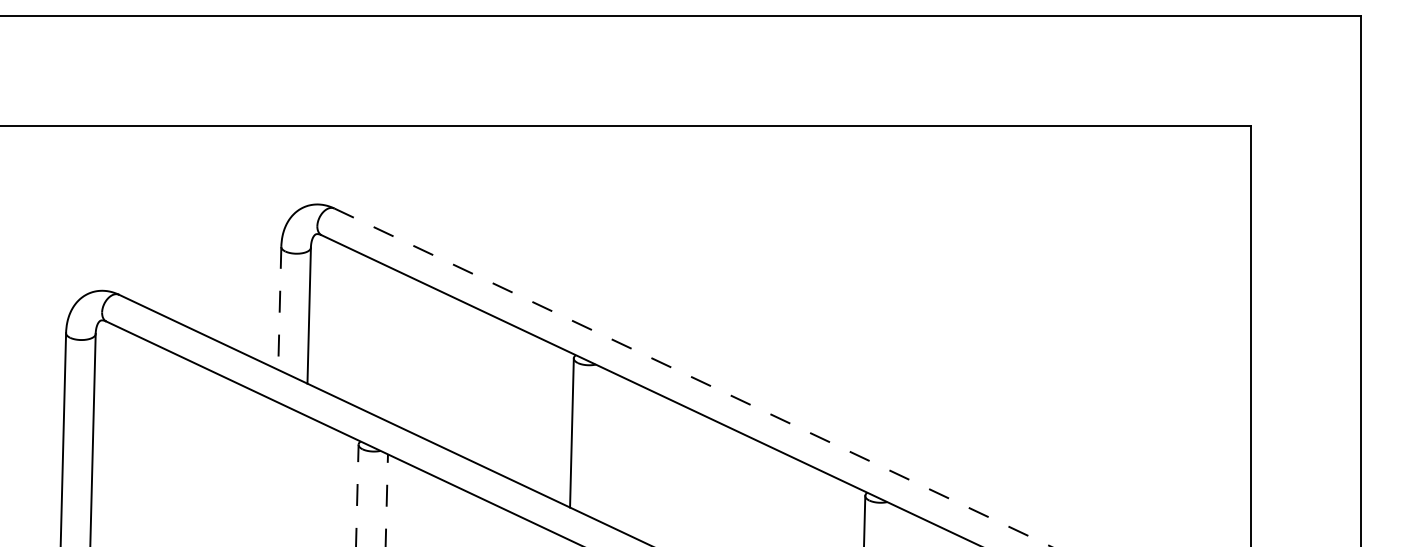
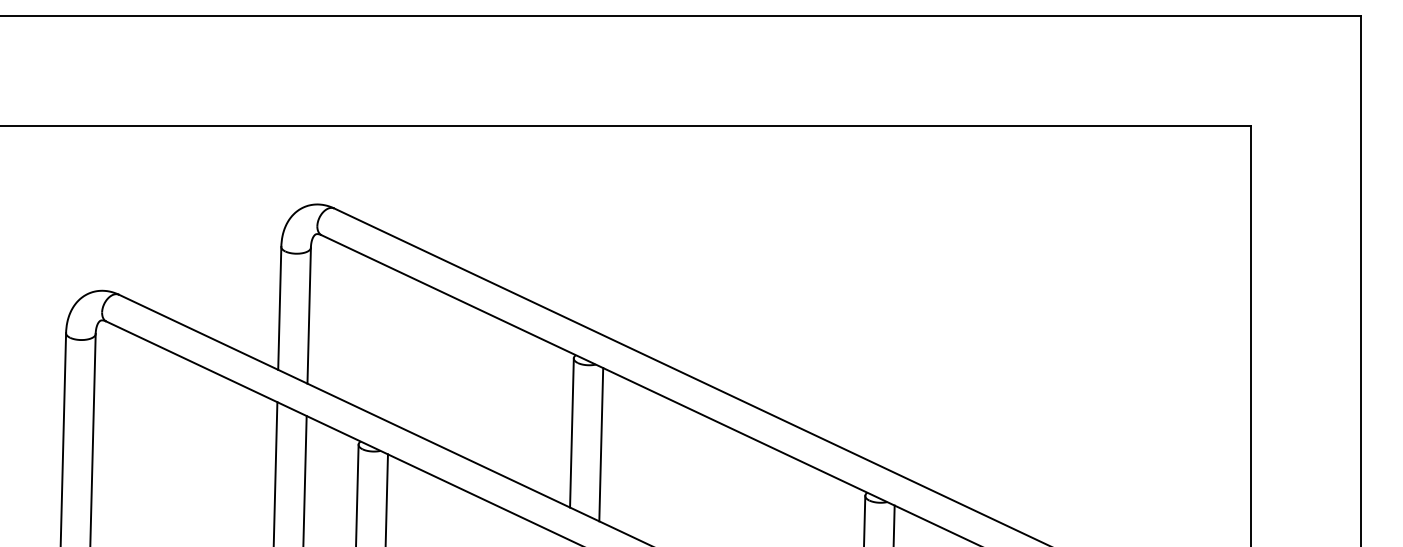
line: dashed -> solid (279, 308)
line: dashed -> solid (692, 377)
line: none -> present (601, 444)
line: none -> present (275, 472)
line: none -> present (304, 479)
line: dashed -> solid (357, 495)
line: dashed -> solid (386, 500)
line: none -> present (893, 524)
